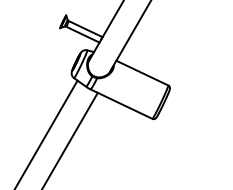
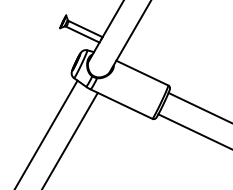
line: none -> present (198, 106)
line: none -> present (193, 131)
